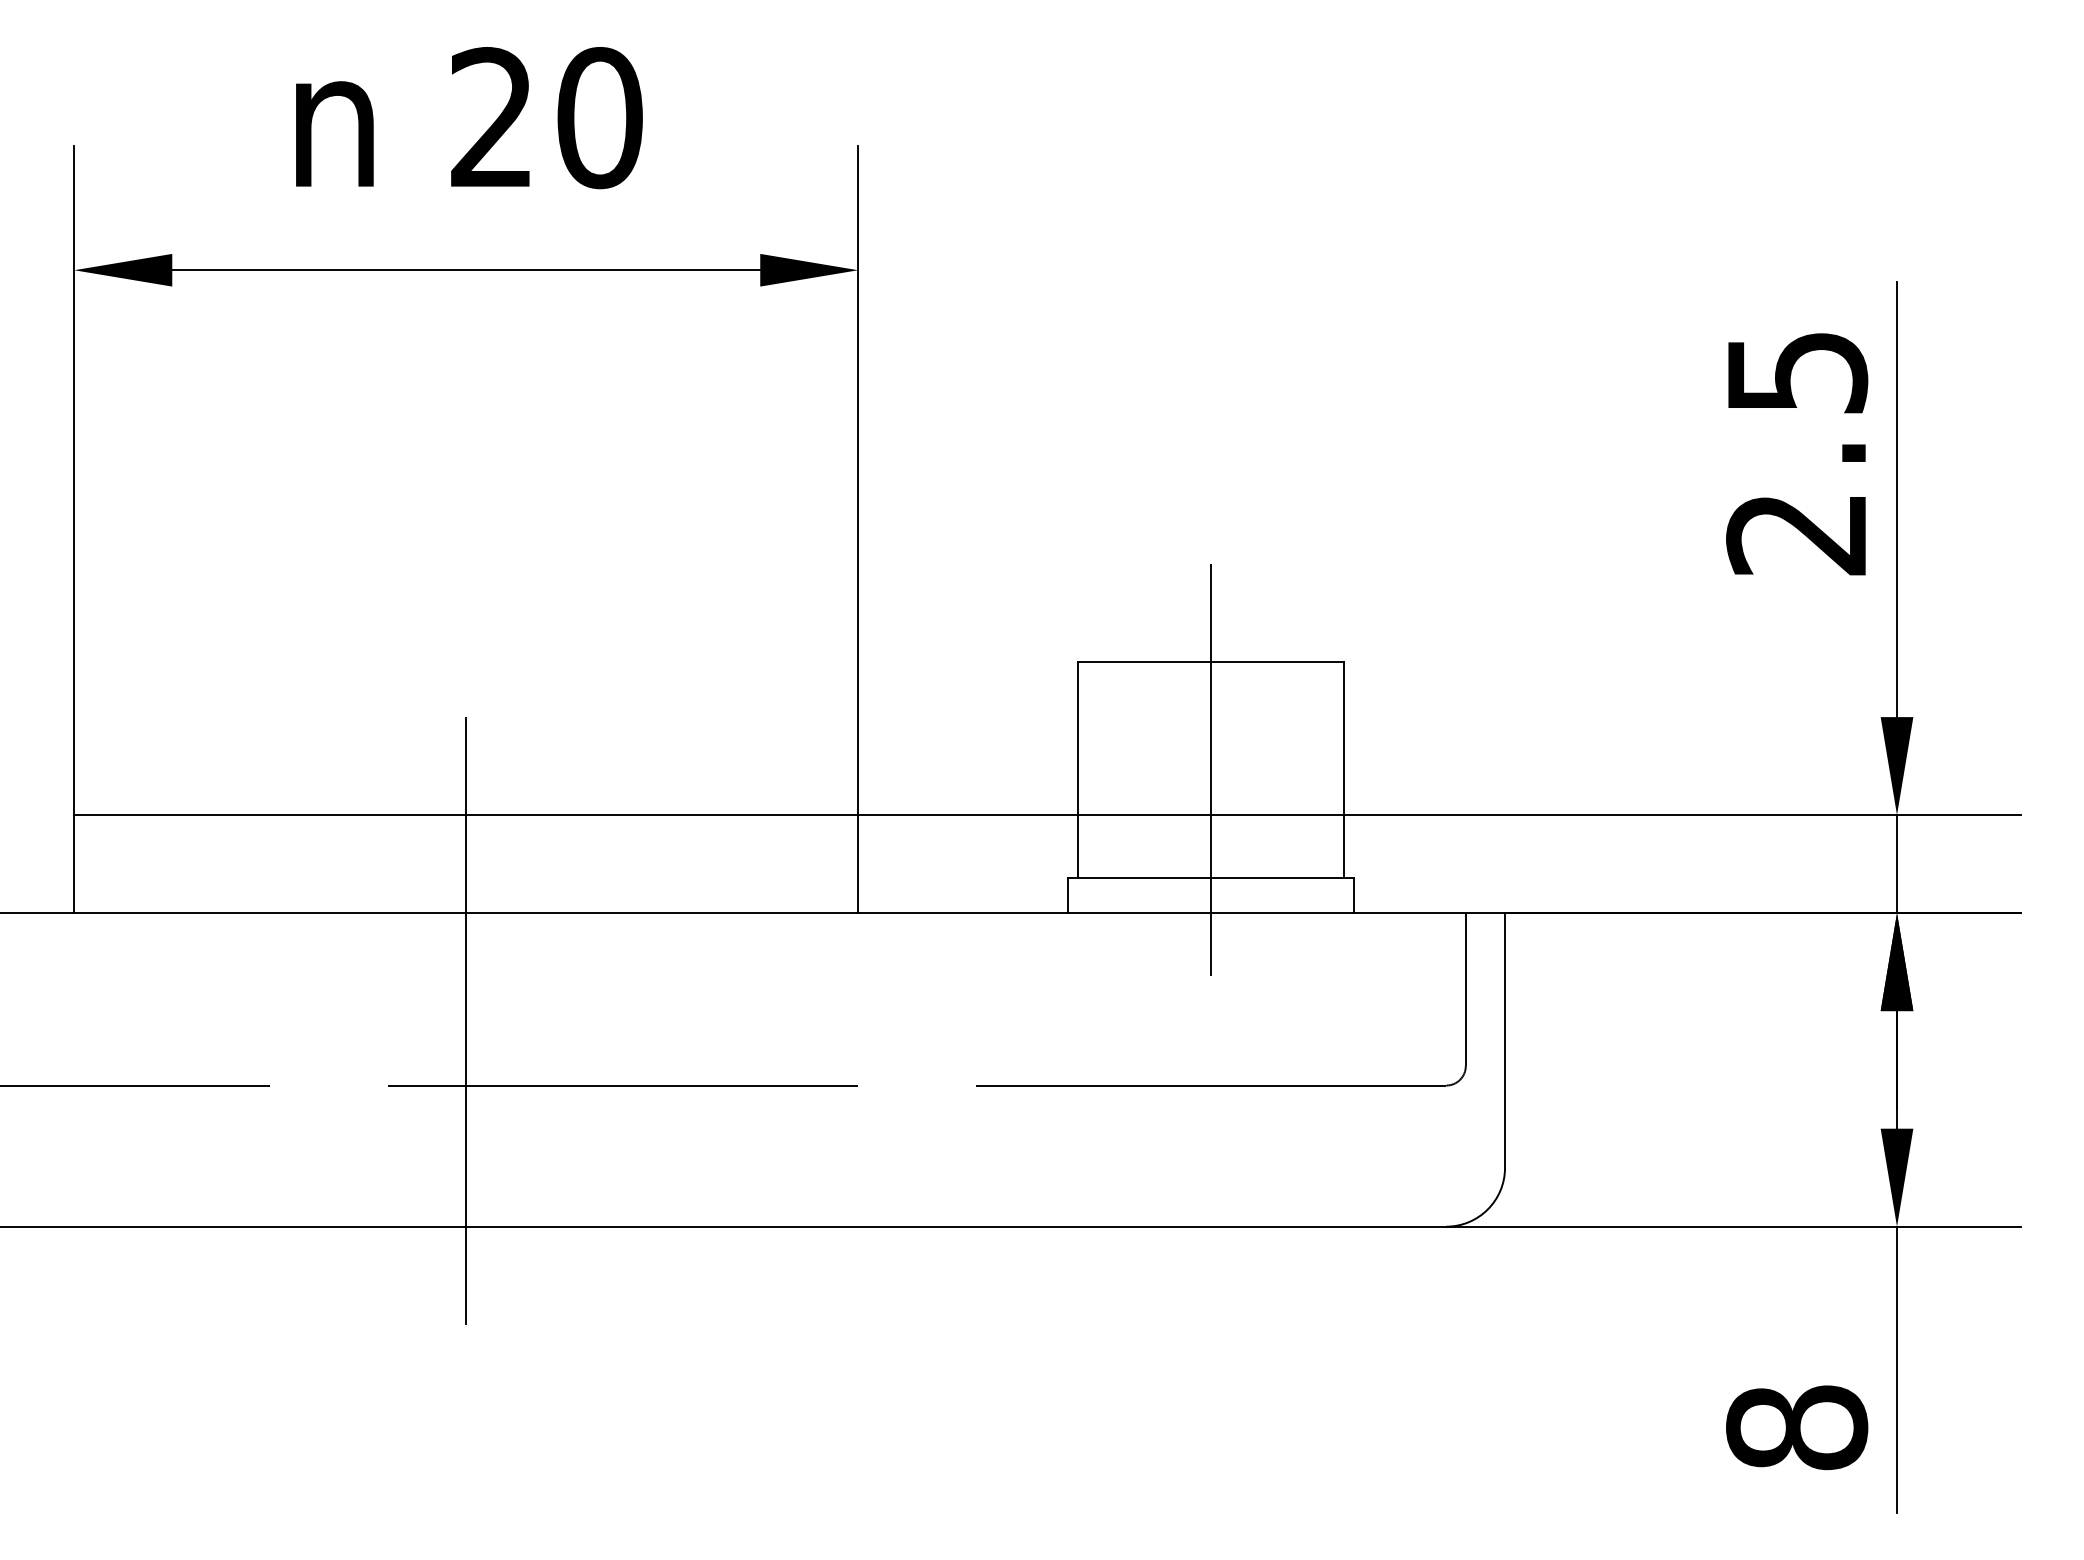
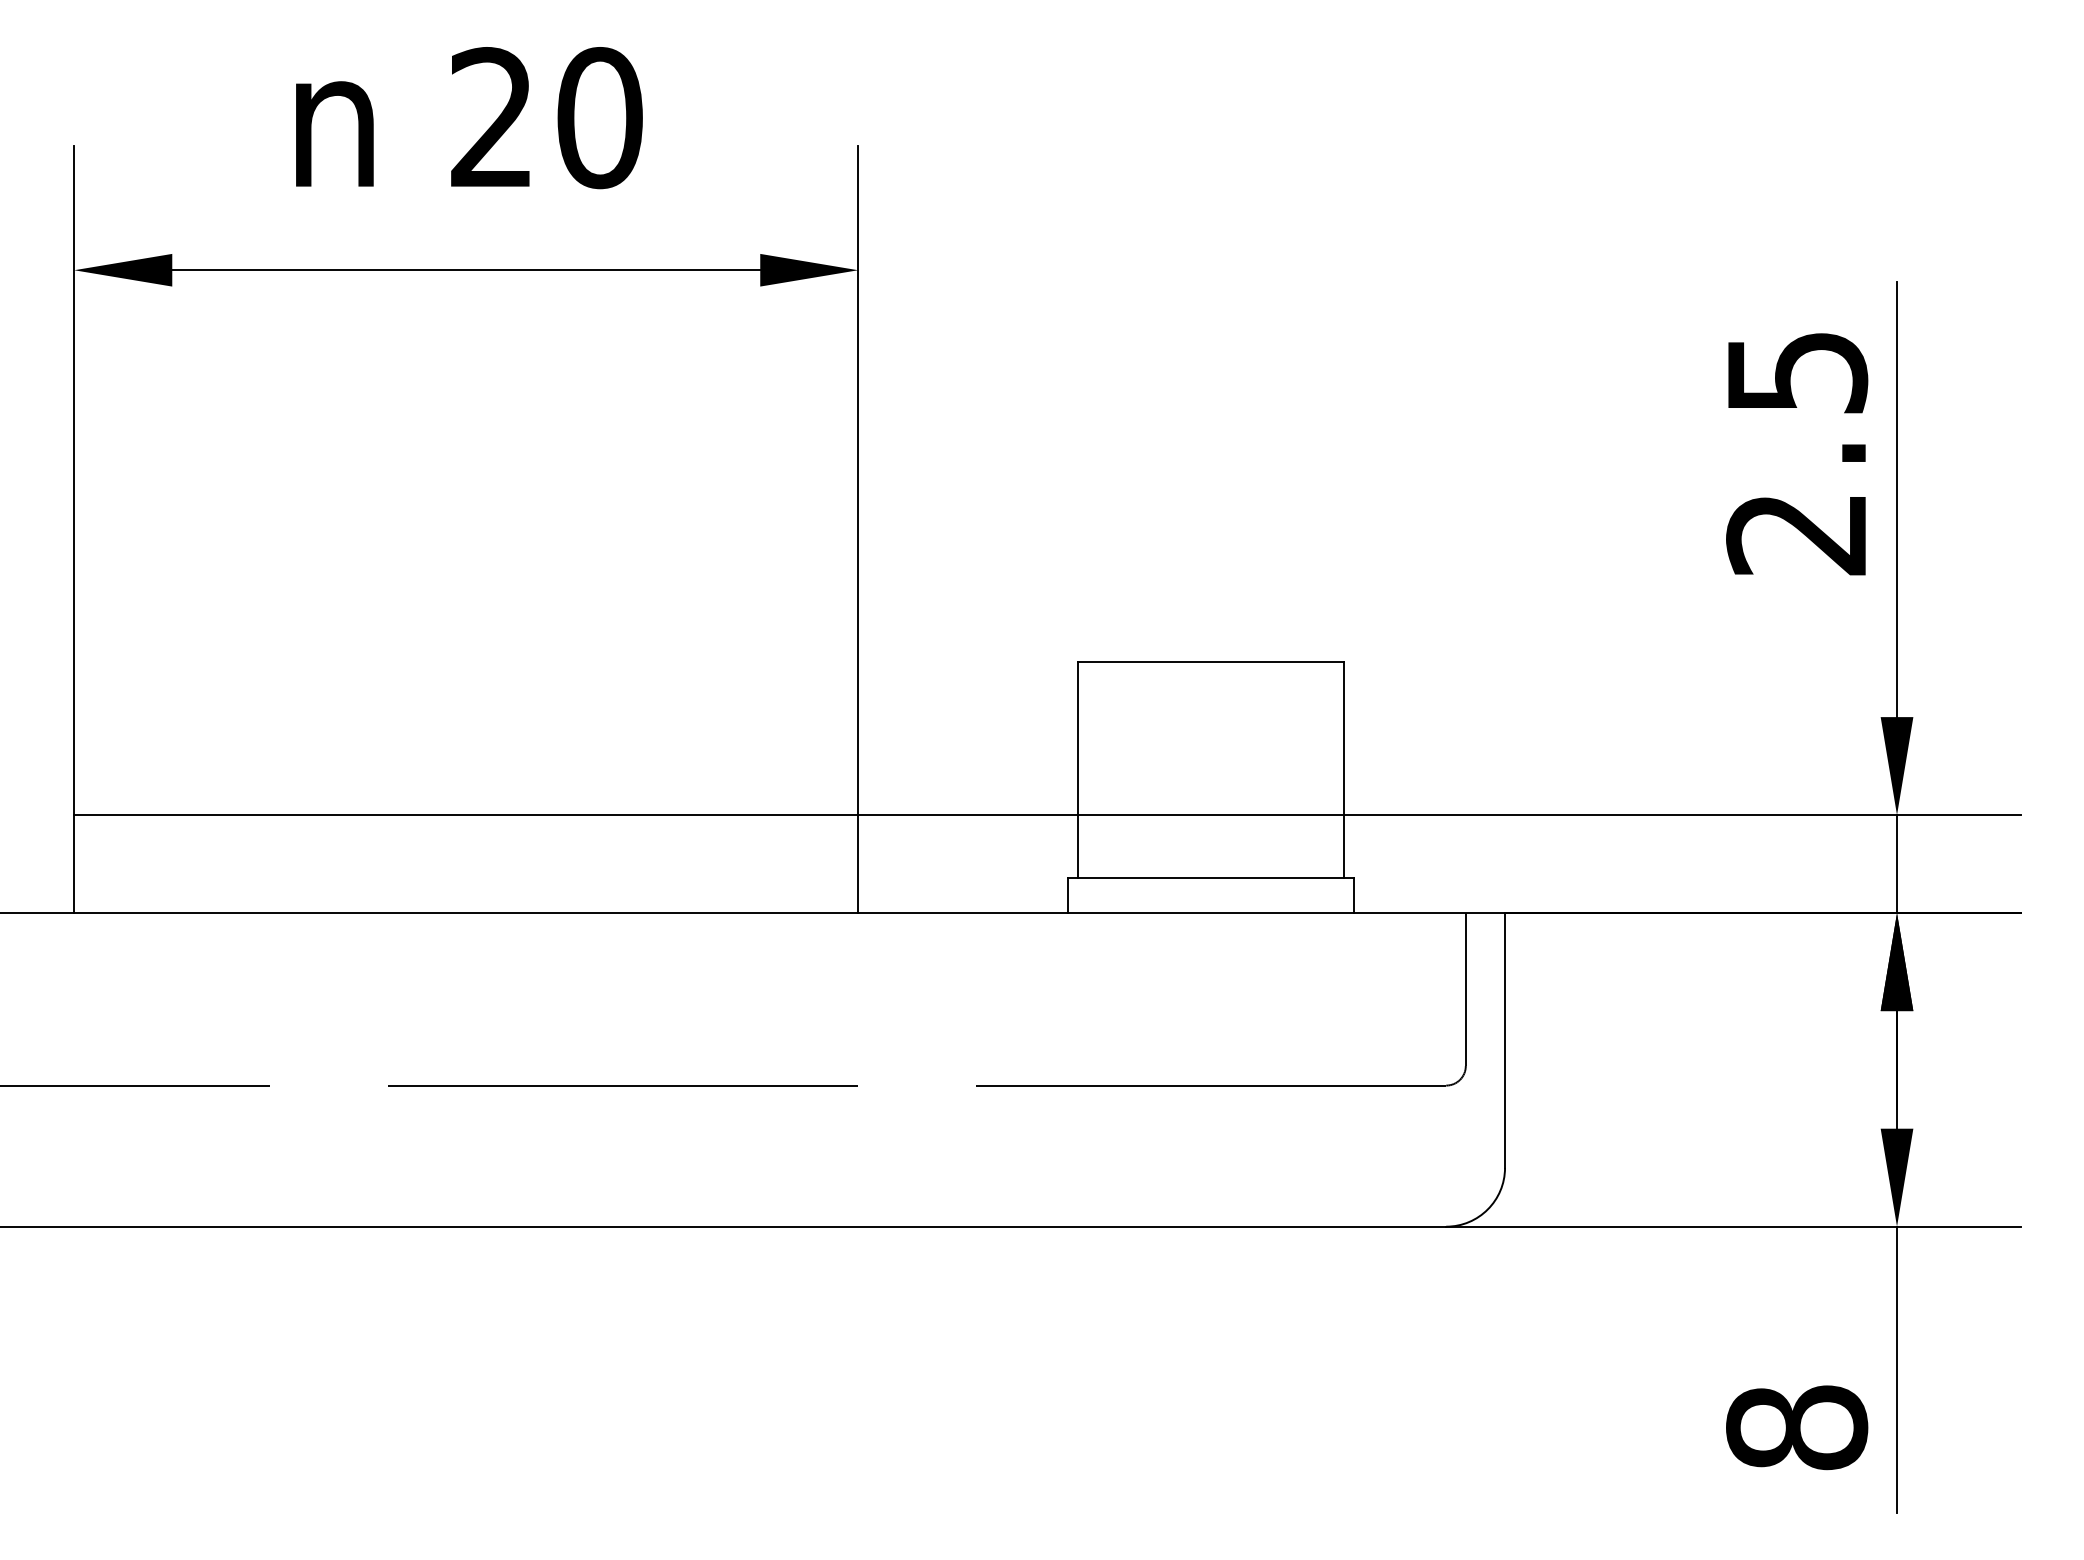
line: present -> none (1211, 769)
line: present -> none (466, 1020)
